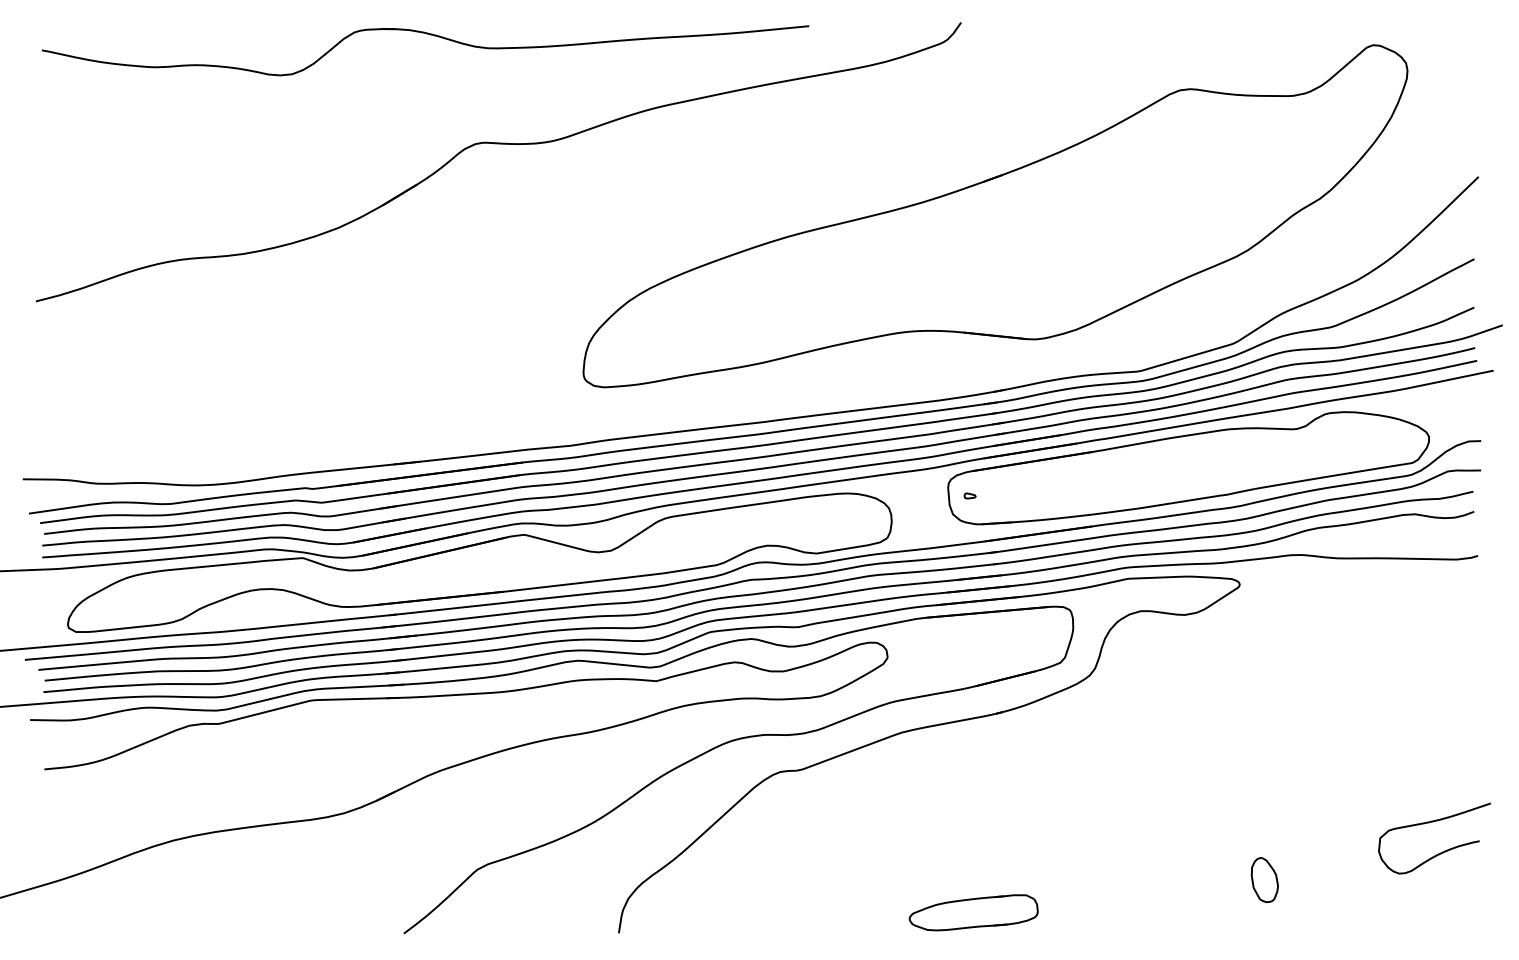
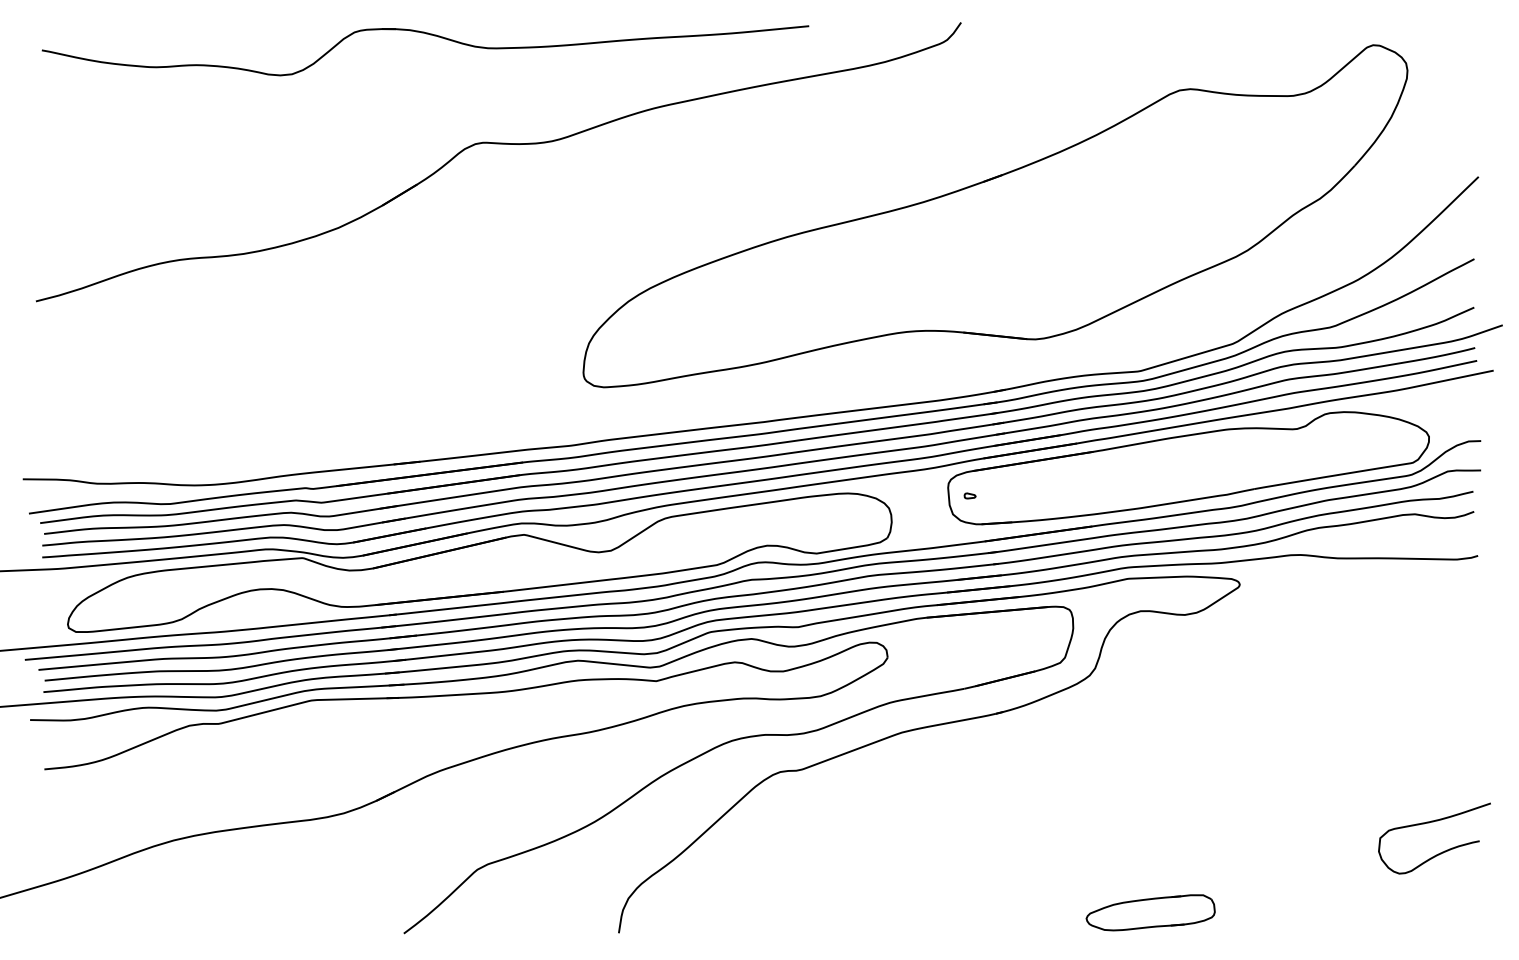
part: present -> none (1264, 880)
part position: (973, 912) -> (1150, 912) (1150, 912)
